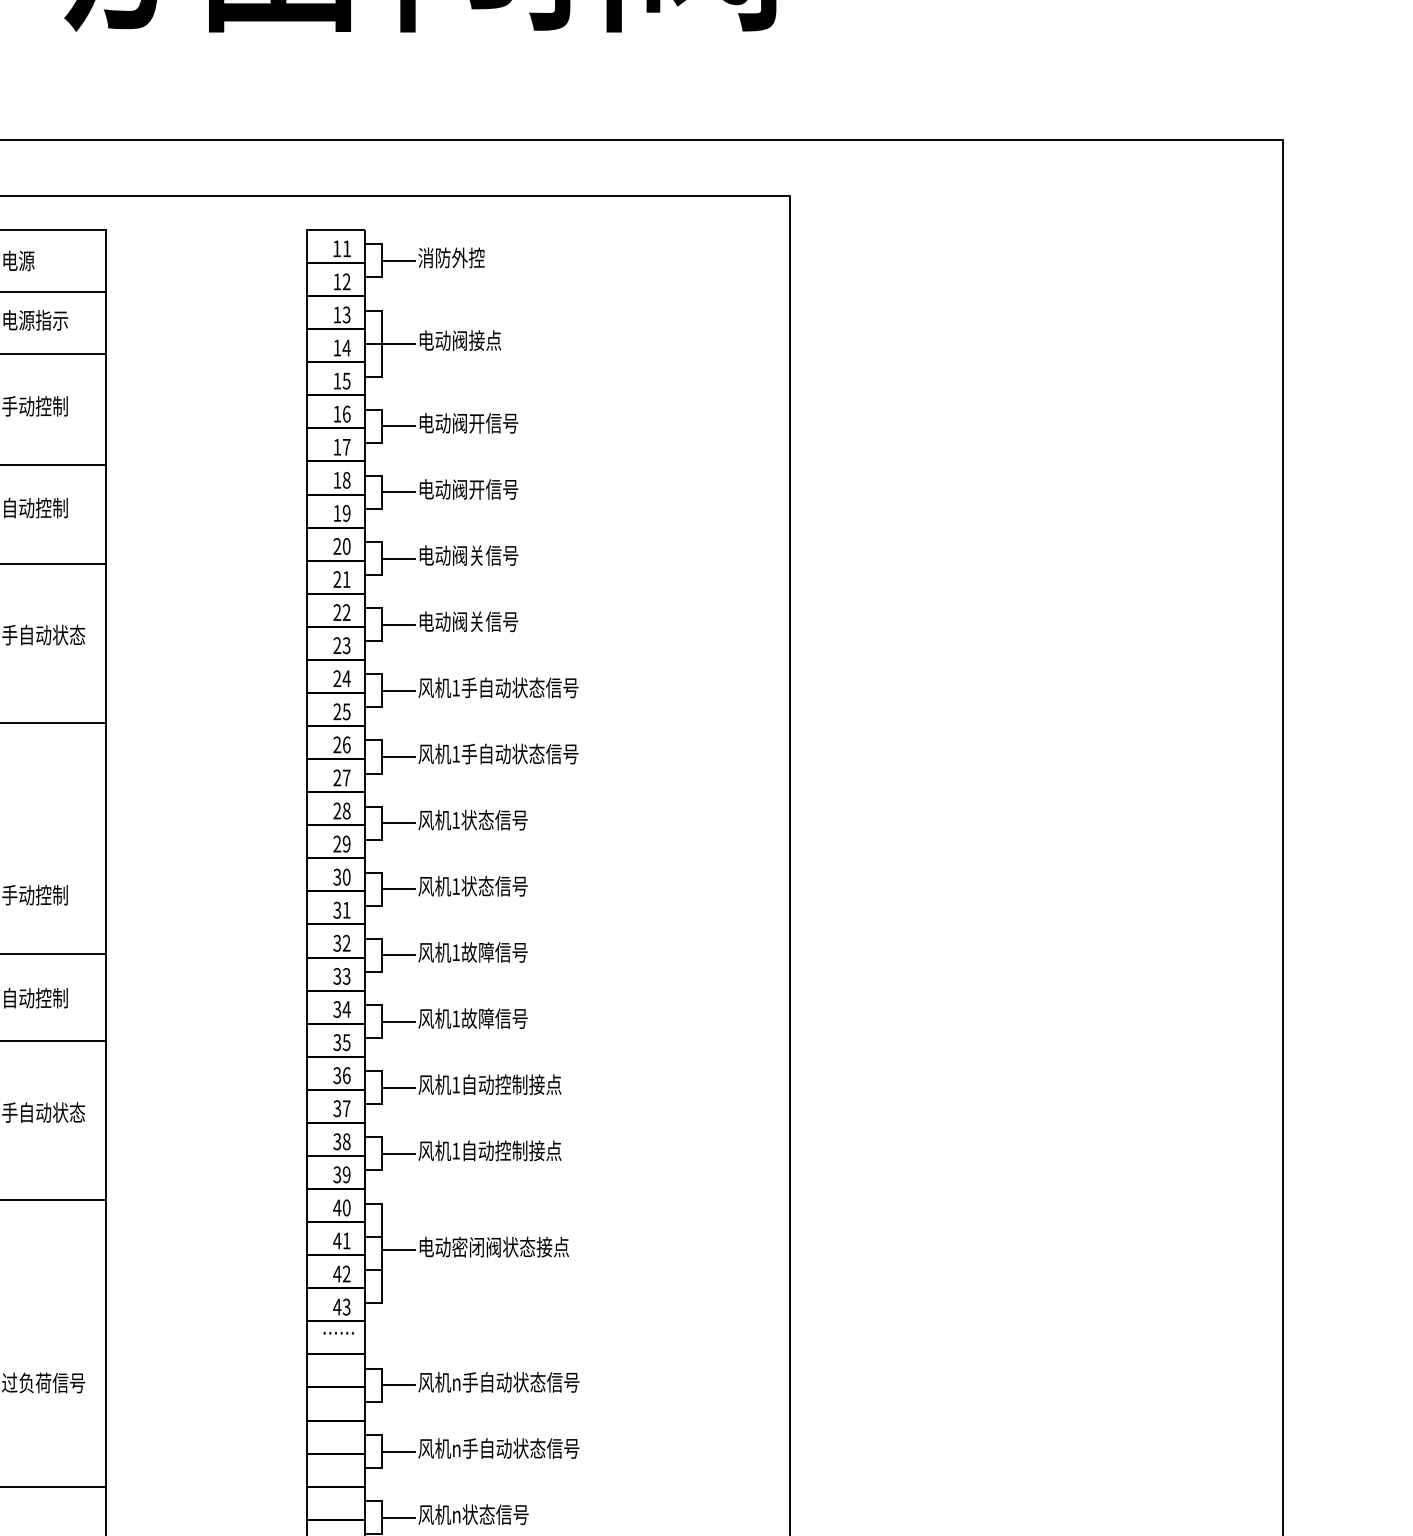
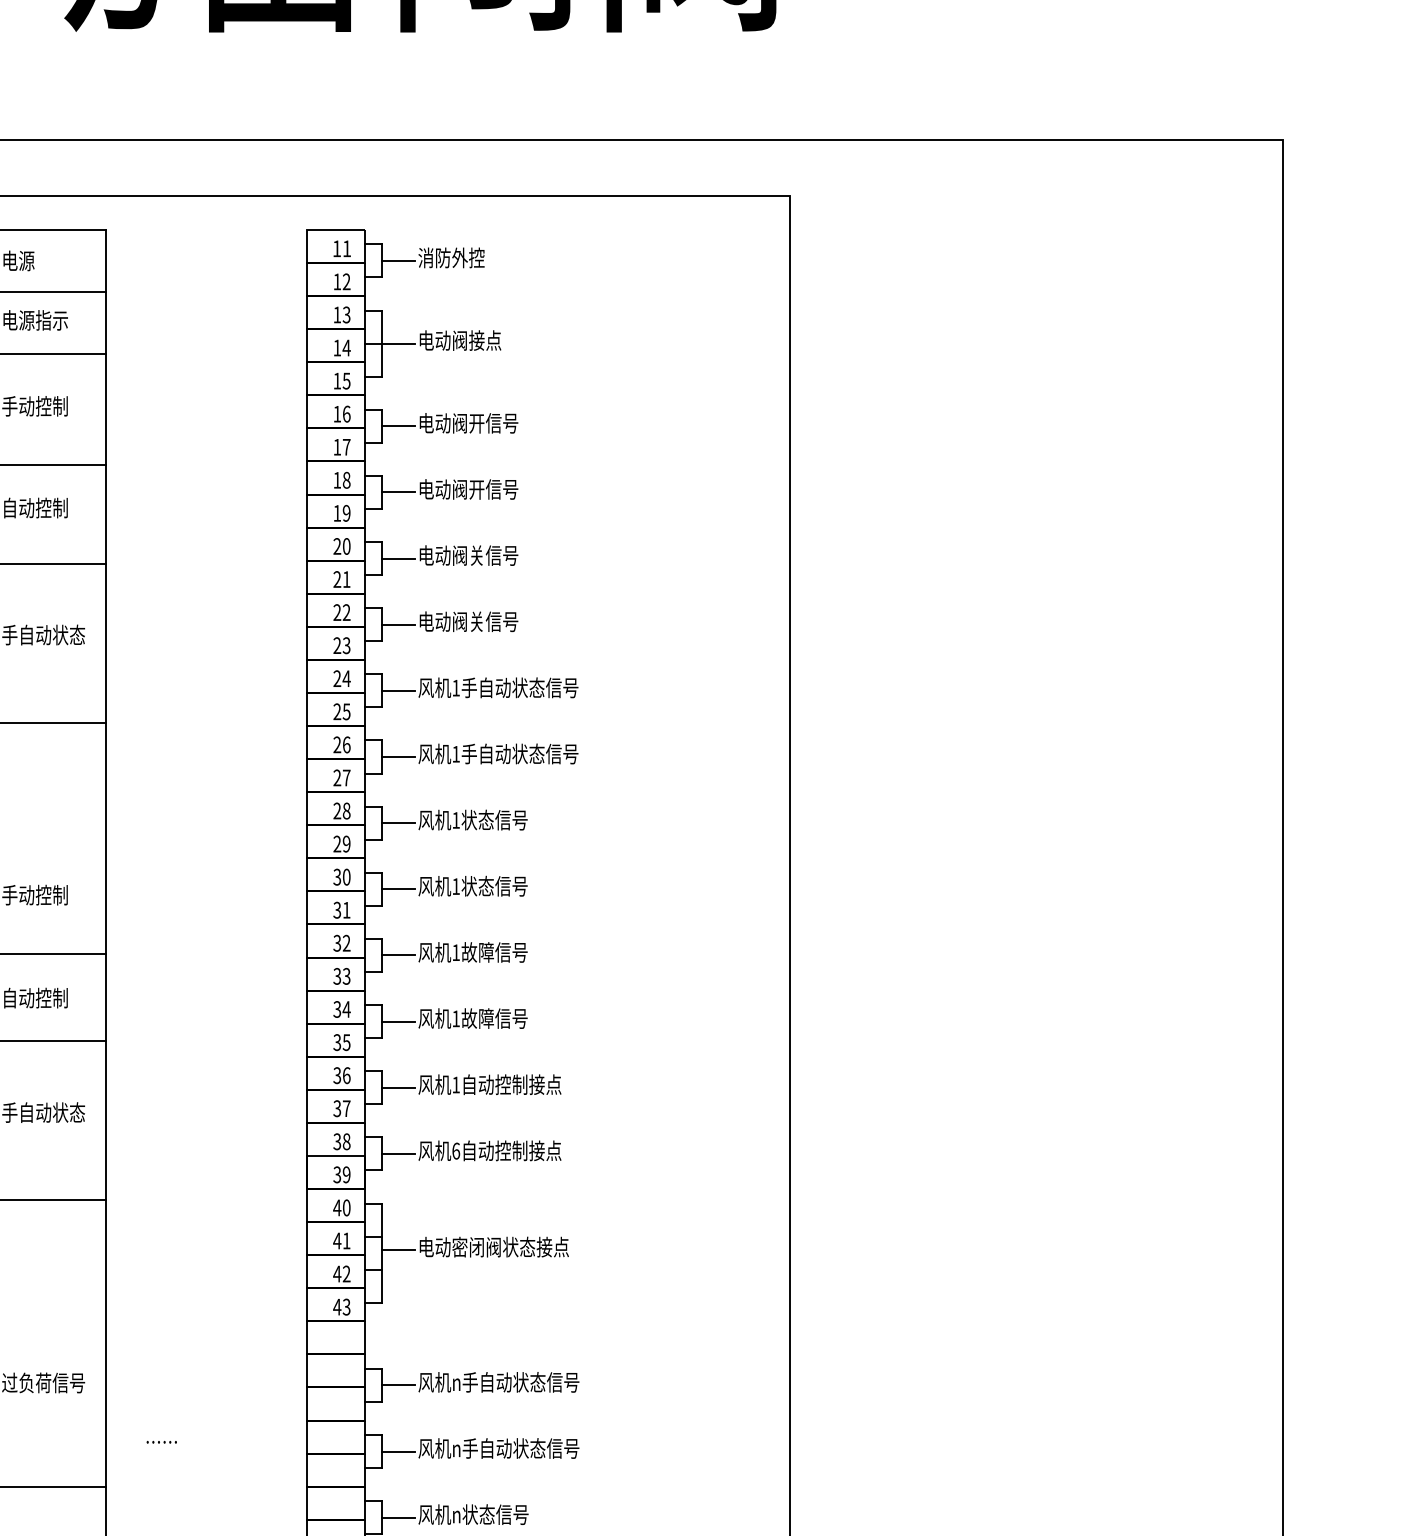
text: 1 -> 6 (456, 1150)
text position: (338, 1333) -> (161, 1442) (161, 1442)
